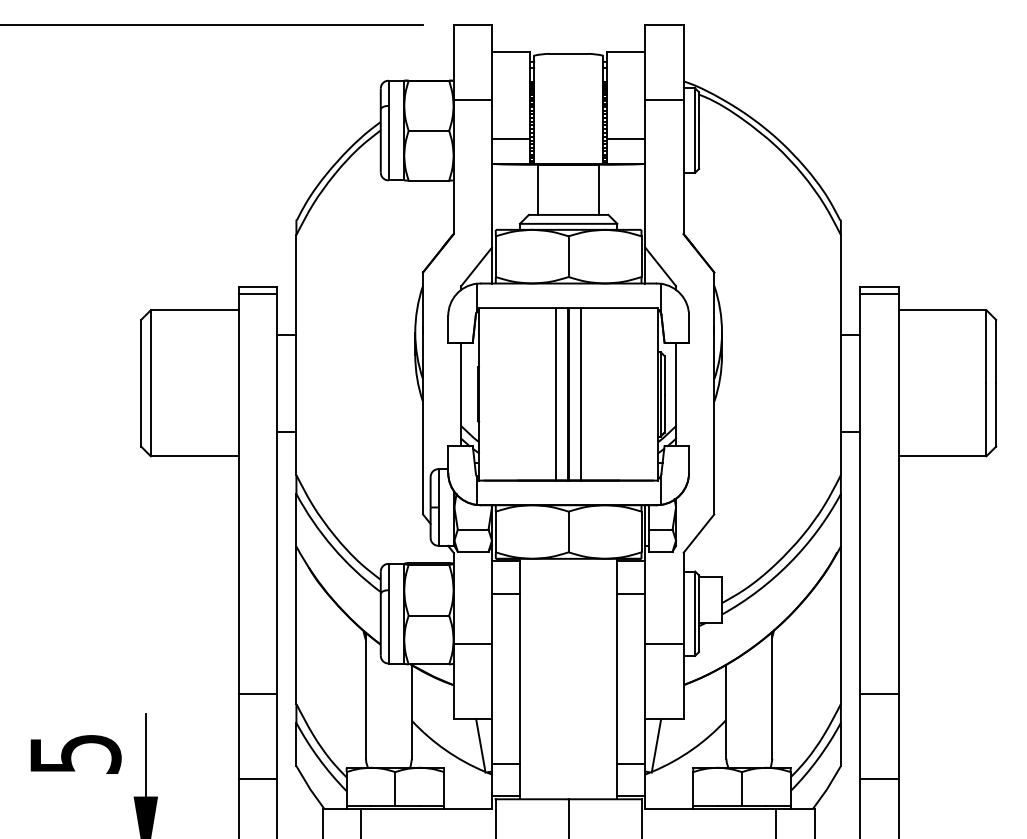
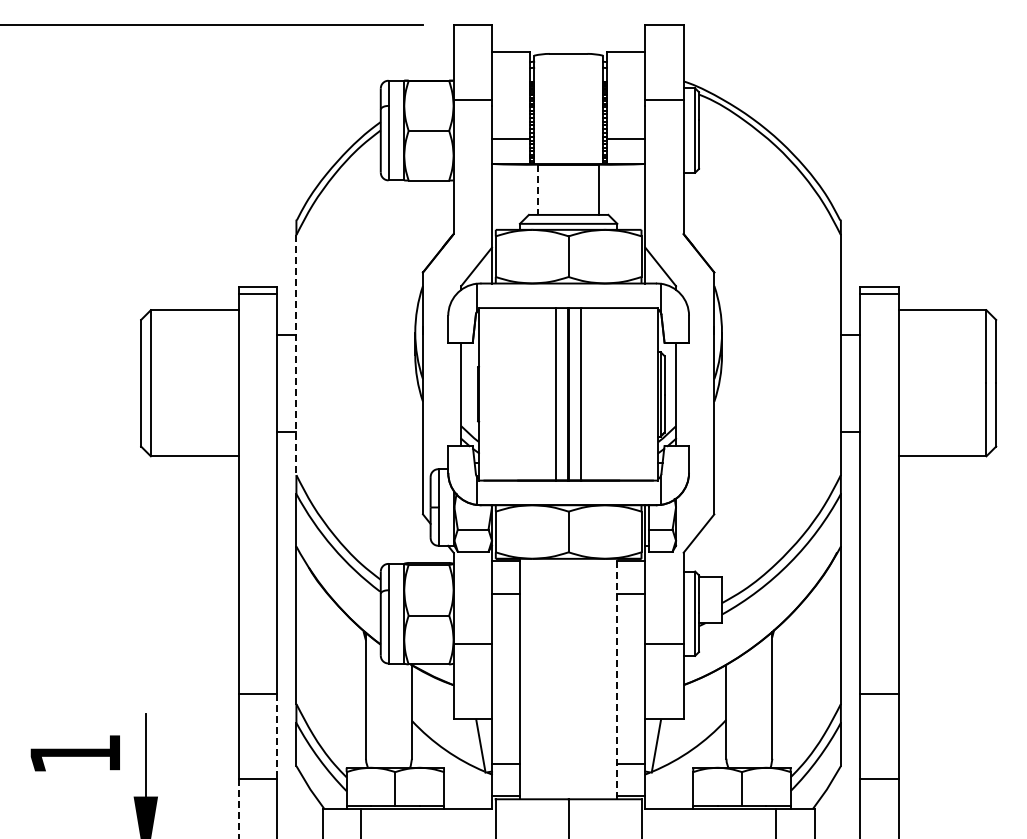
line: solid -> dashed (537, 190)
line: solid -> dashed (296, 355)
line: solid -> dashed (617, 678)
line: solid -> dashed (276, 736)
text: 5 -> 1 (75, 754)
line: solid -> dashed (238, 809)
